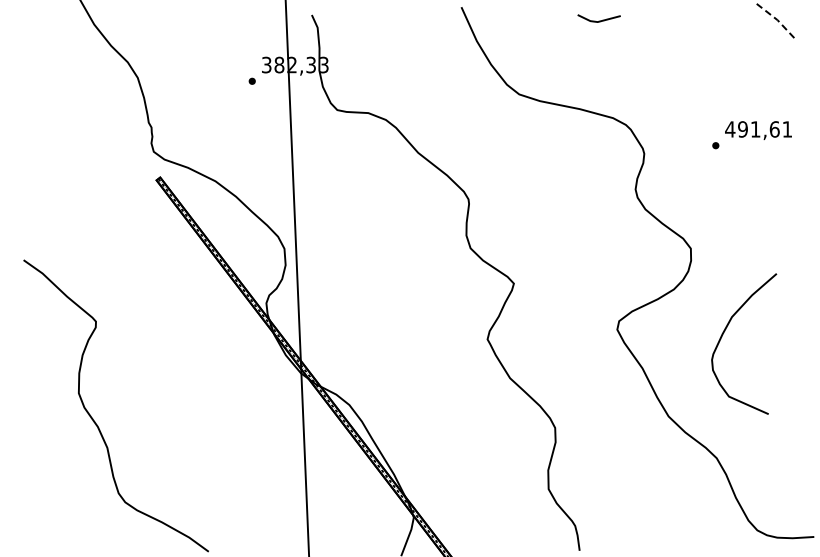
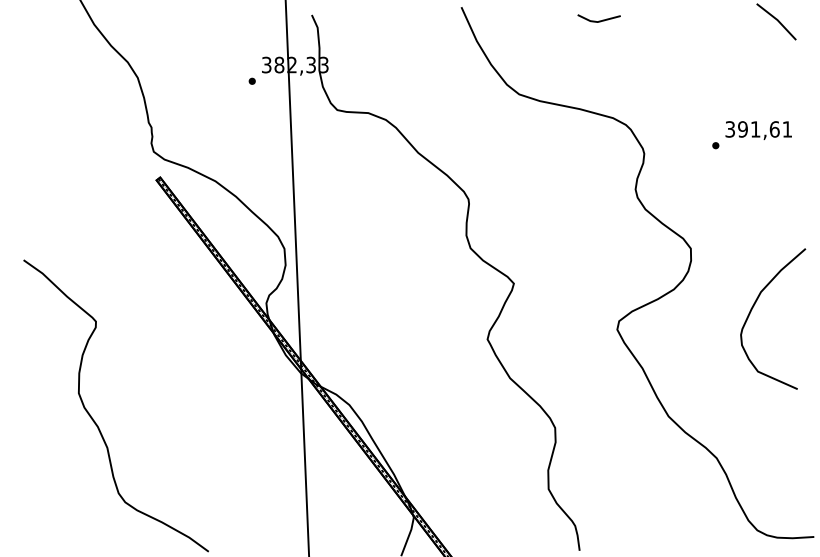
line: dashed -> solid (777, 20)
text: 491,61 -> 391,61 (730, 129)
curve position: (725, 331) -> (754, 306) (754, 306)
